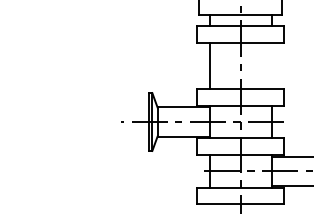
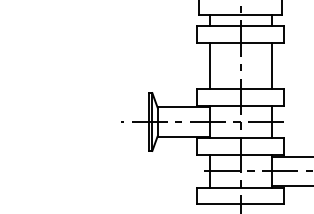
line: none -> present (271, 65)
